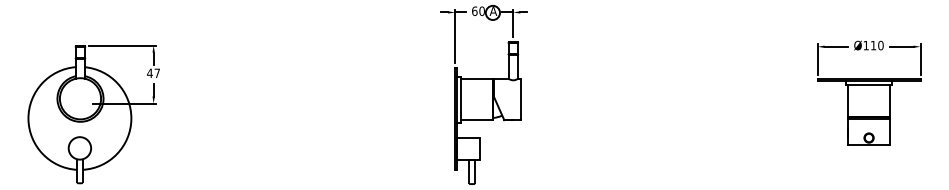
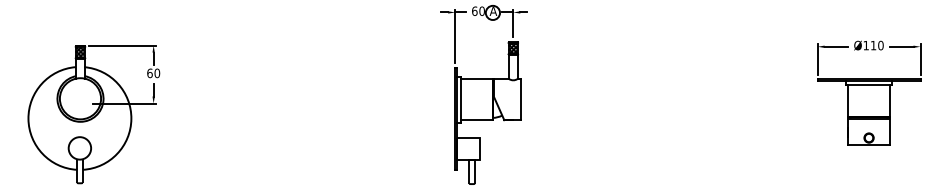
hatch: none -> present (512, 48)
hatch: none -> present (80, 52)
text: 47 -> 60 (153, 73)
